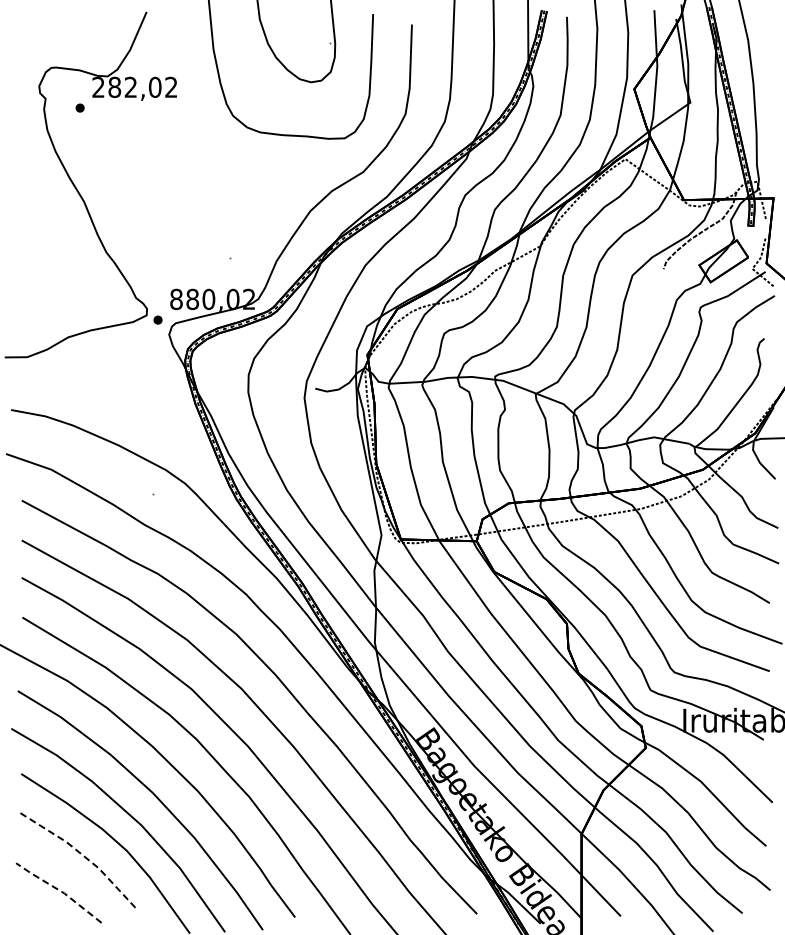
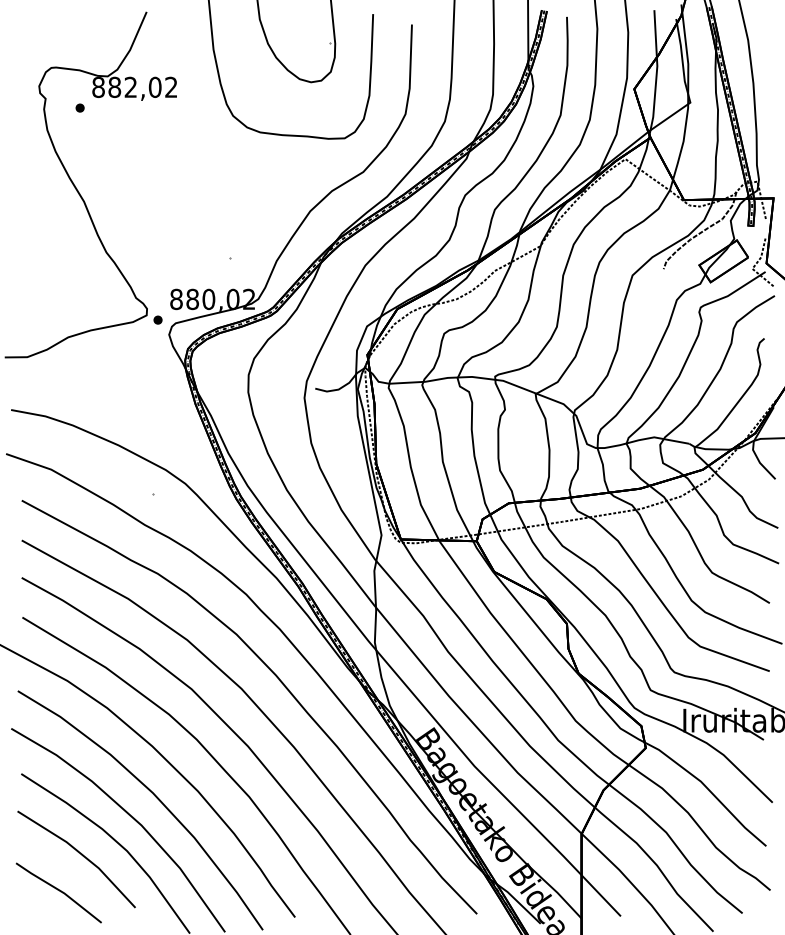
text: 282,02 -> 882,02 (98, 87)
line: dashed -> solid (81, 853)
line: dashed -> solid (60, 890)
